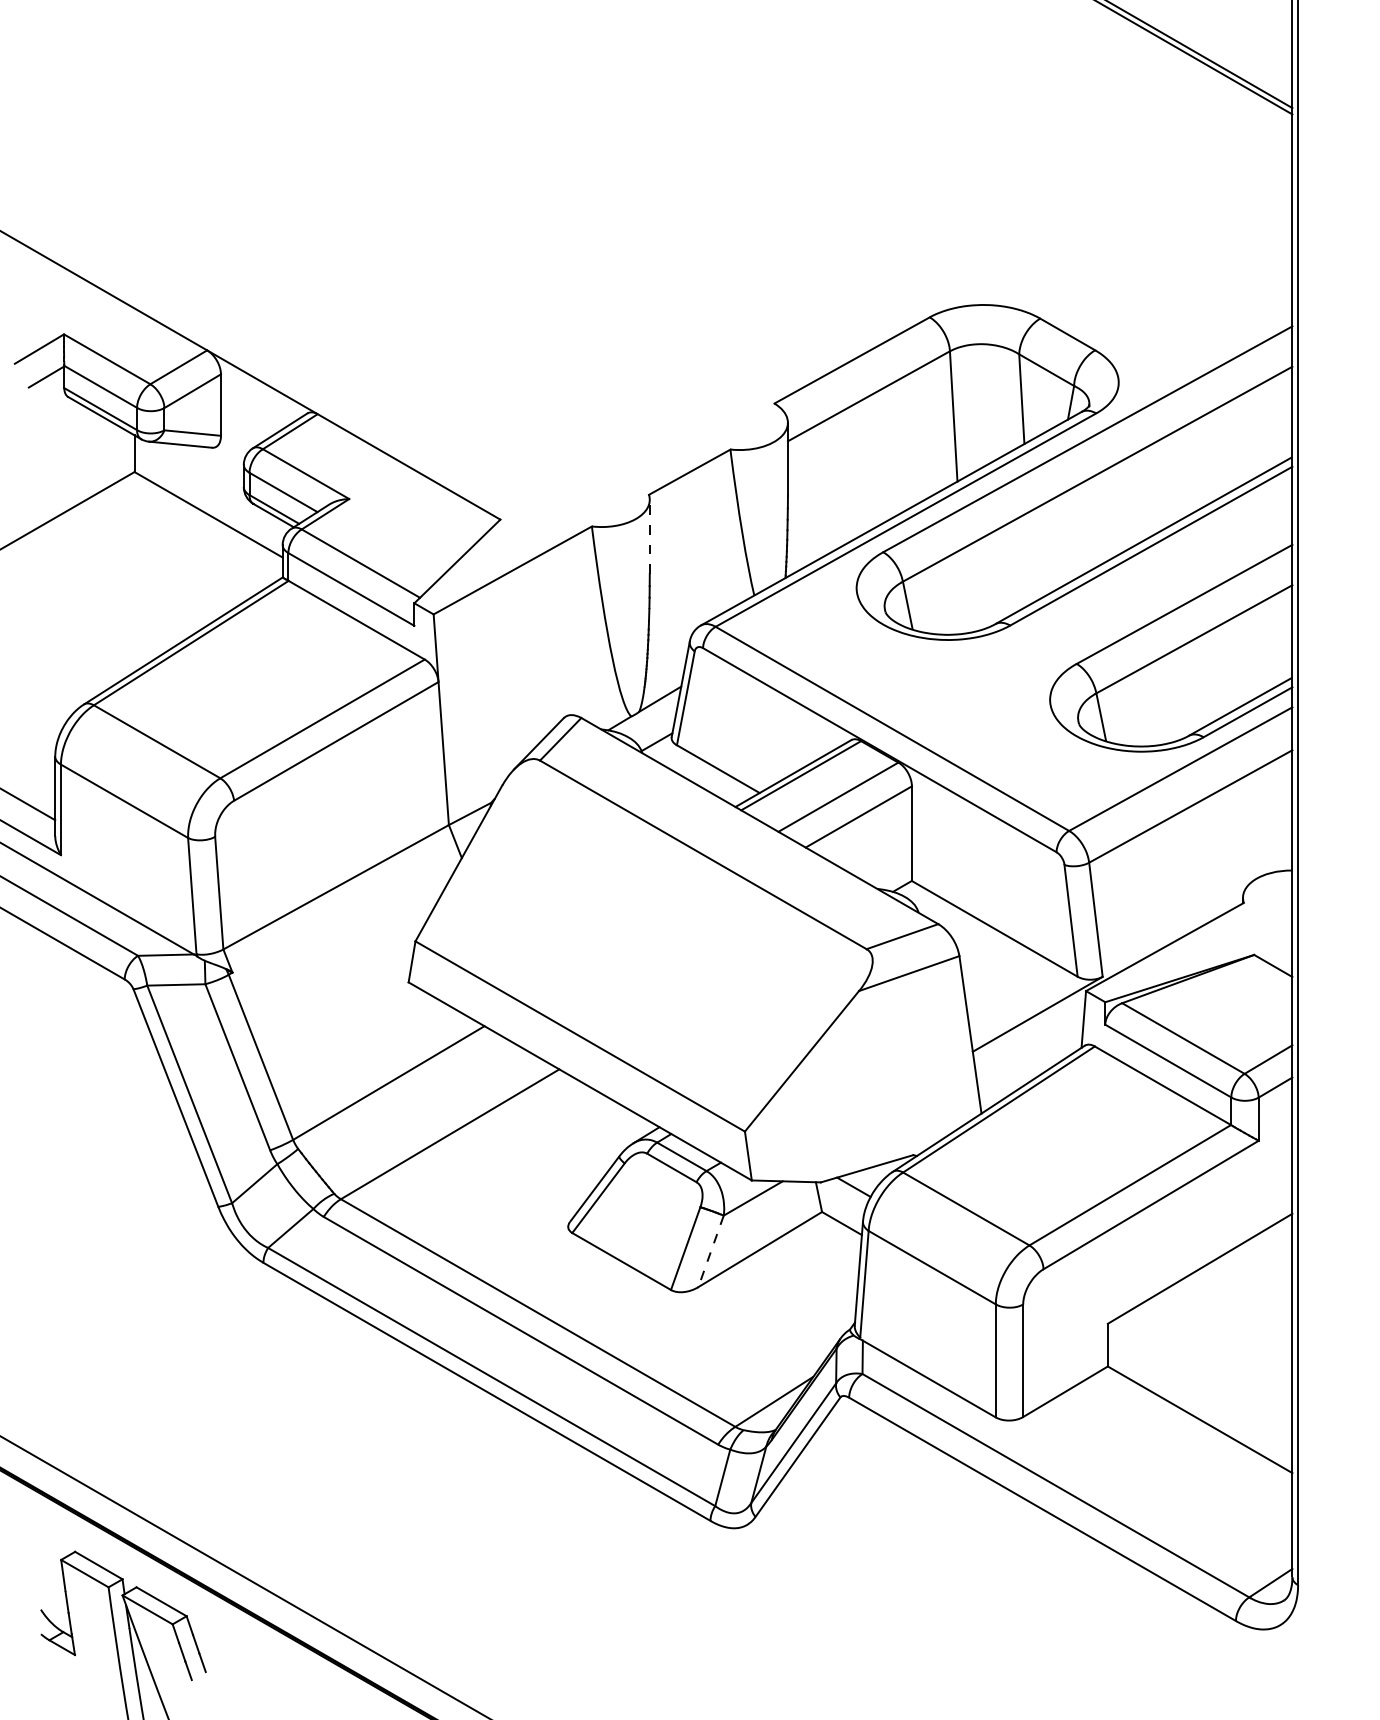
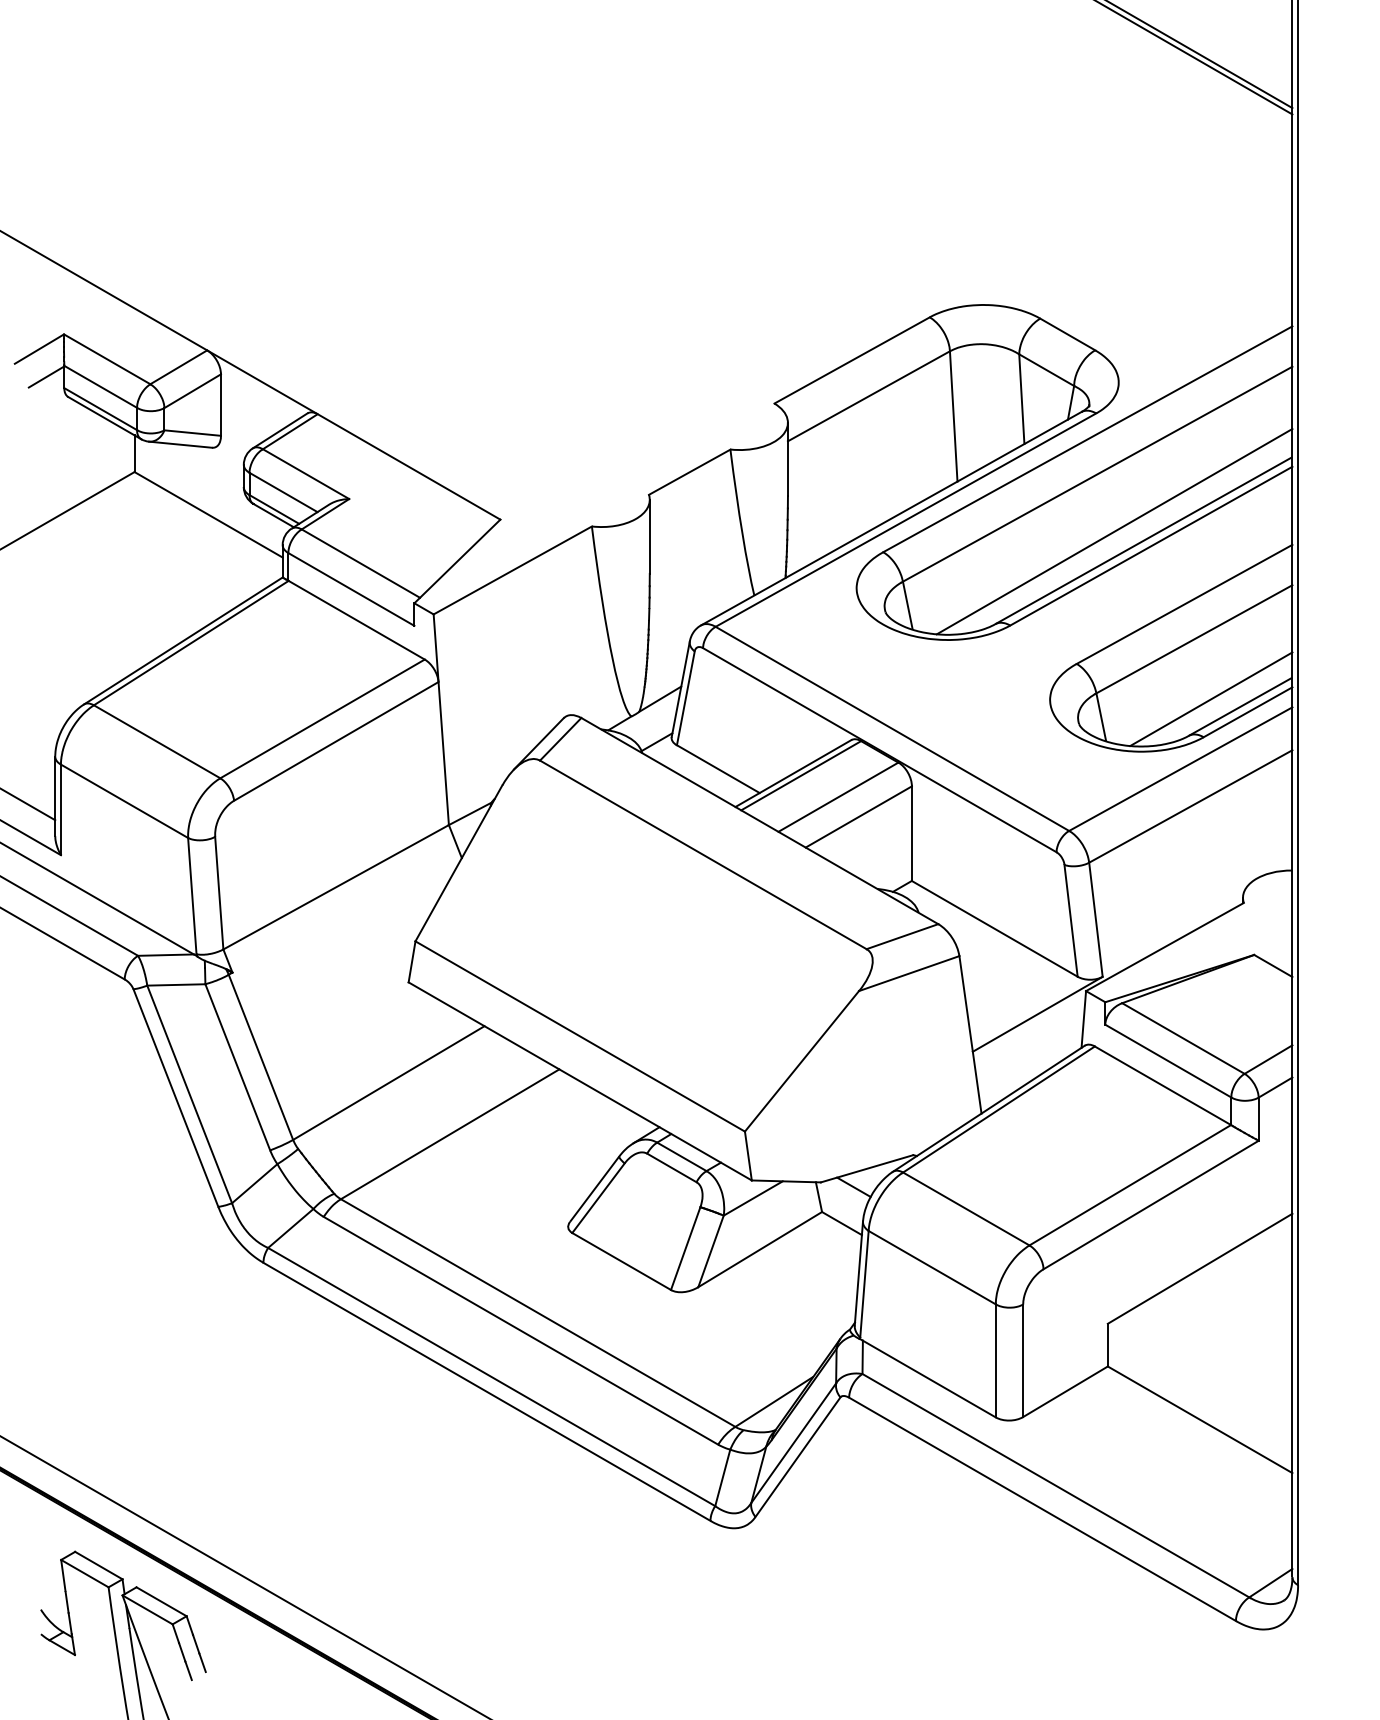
line: none -> present (1114, 531)
line: dashed -> solid (649, 536)
line: none -> present (1211, 699)
line: dashed -> solid (711, 1251)
